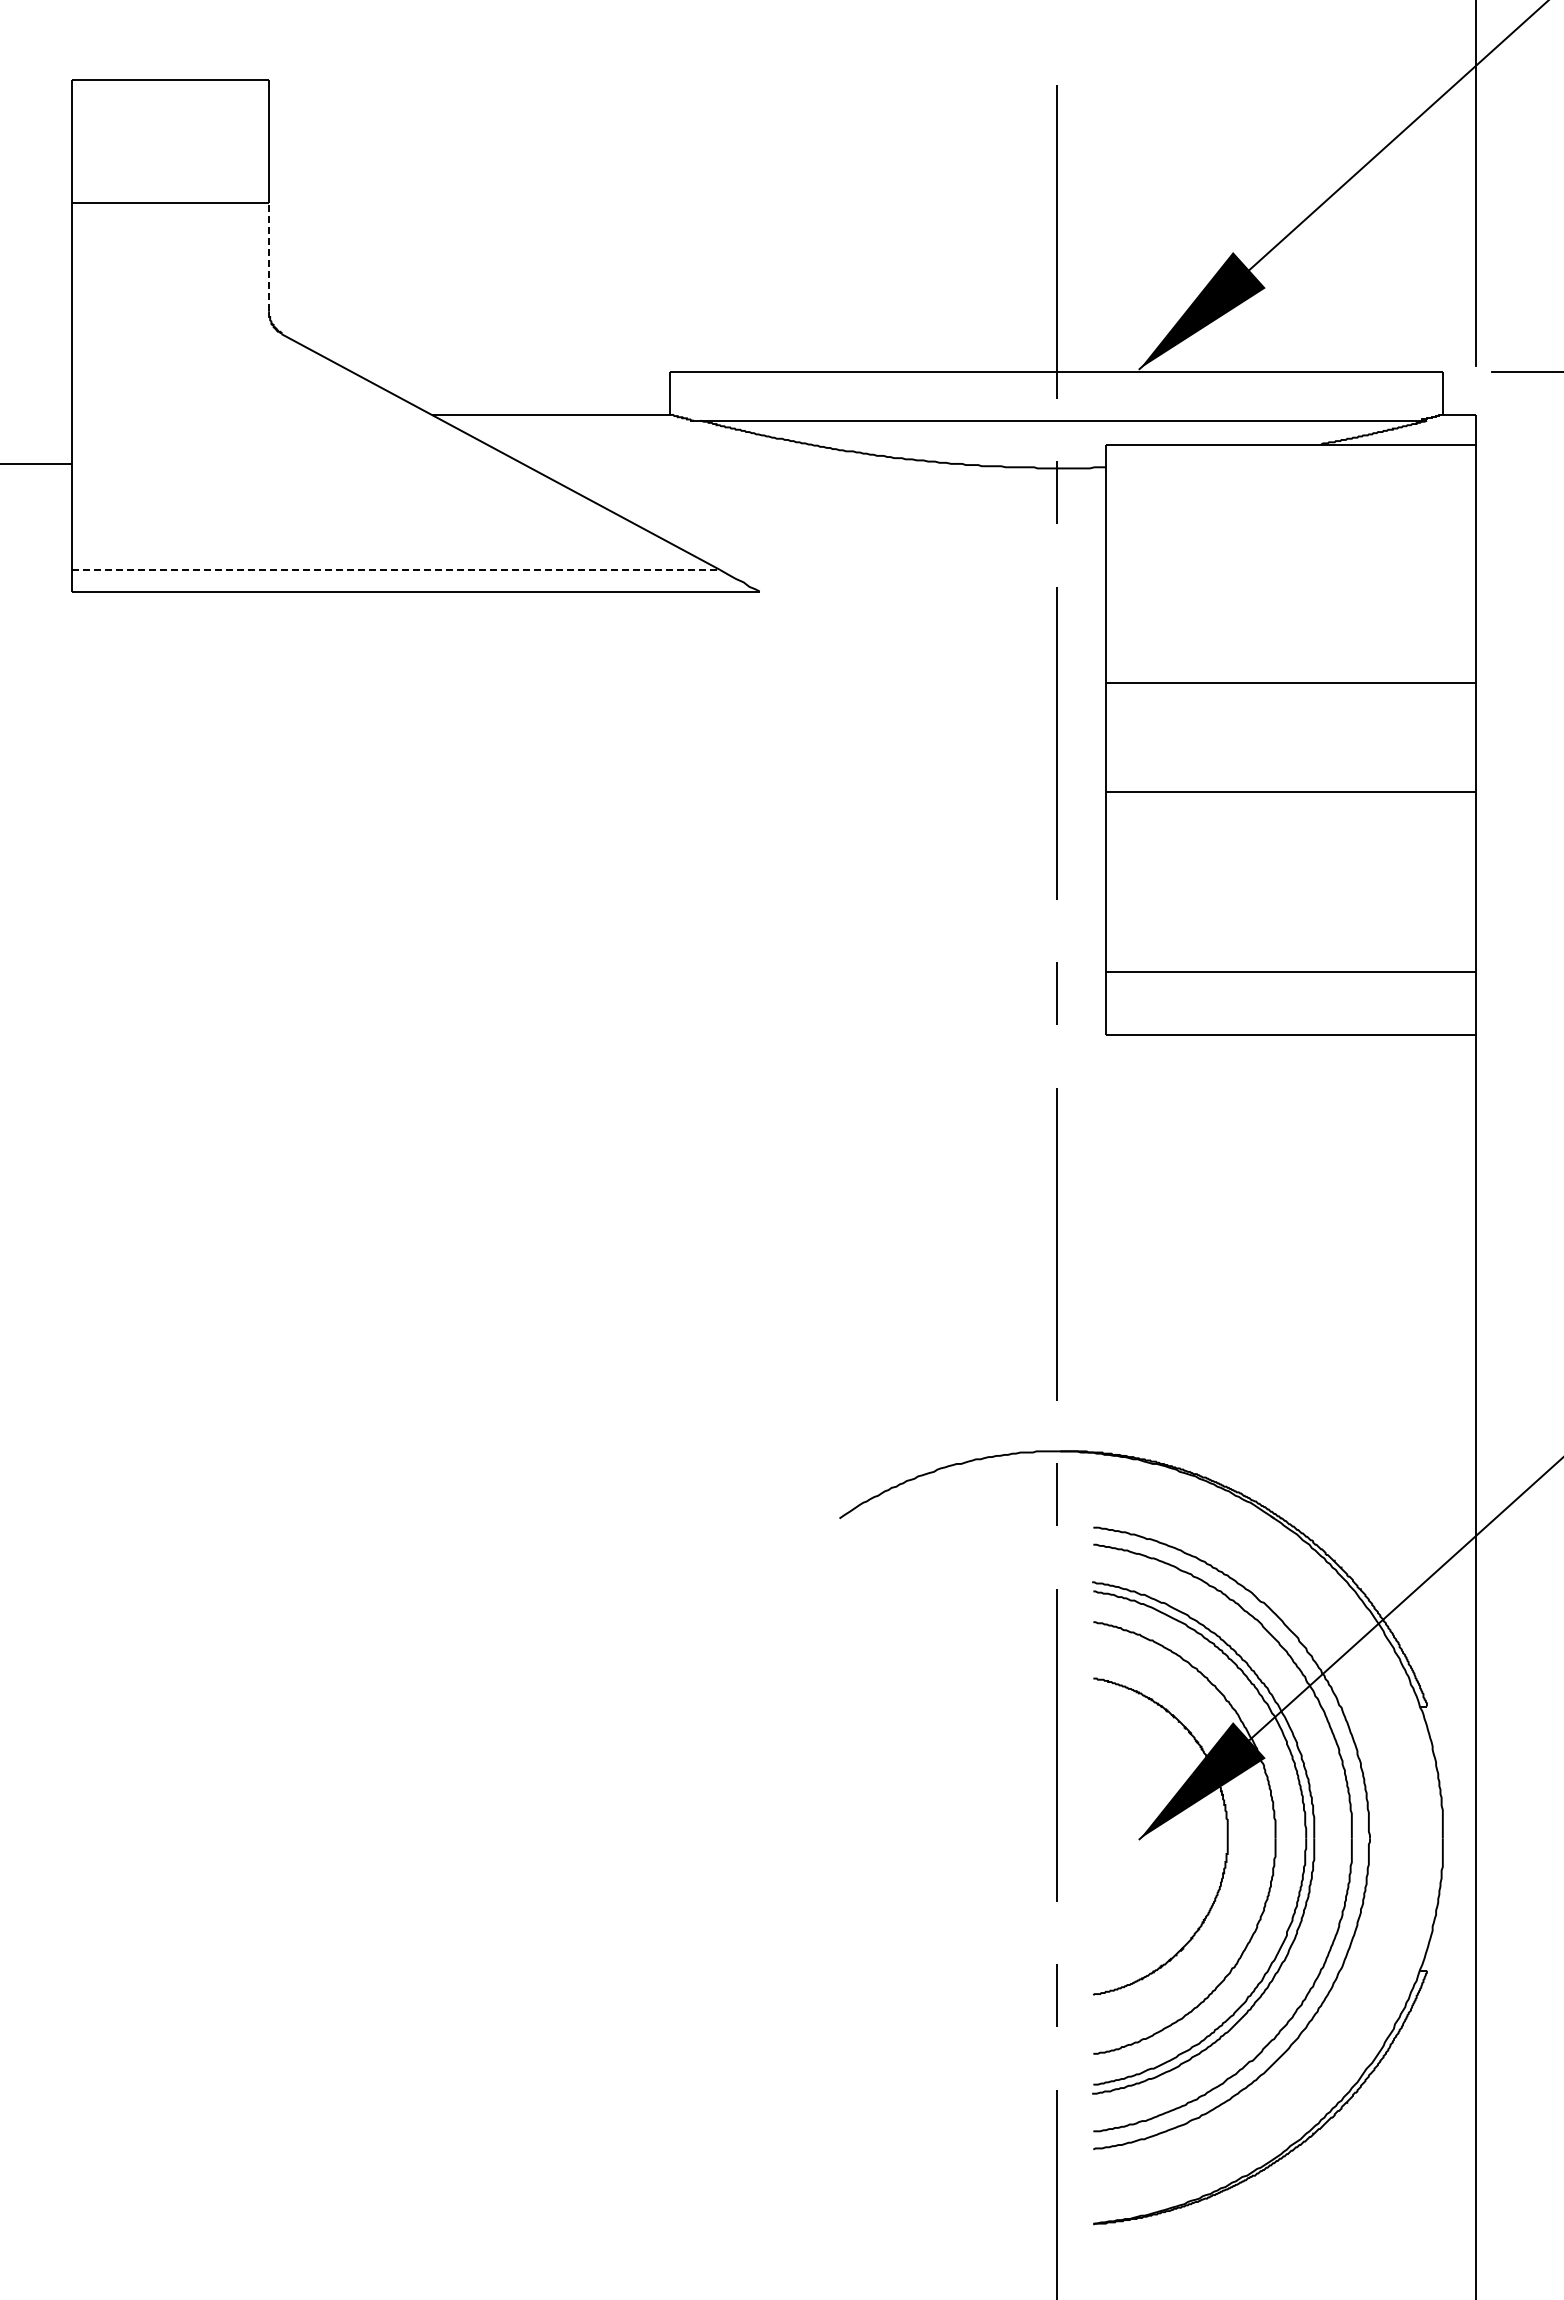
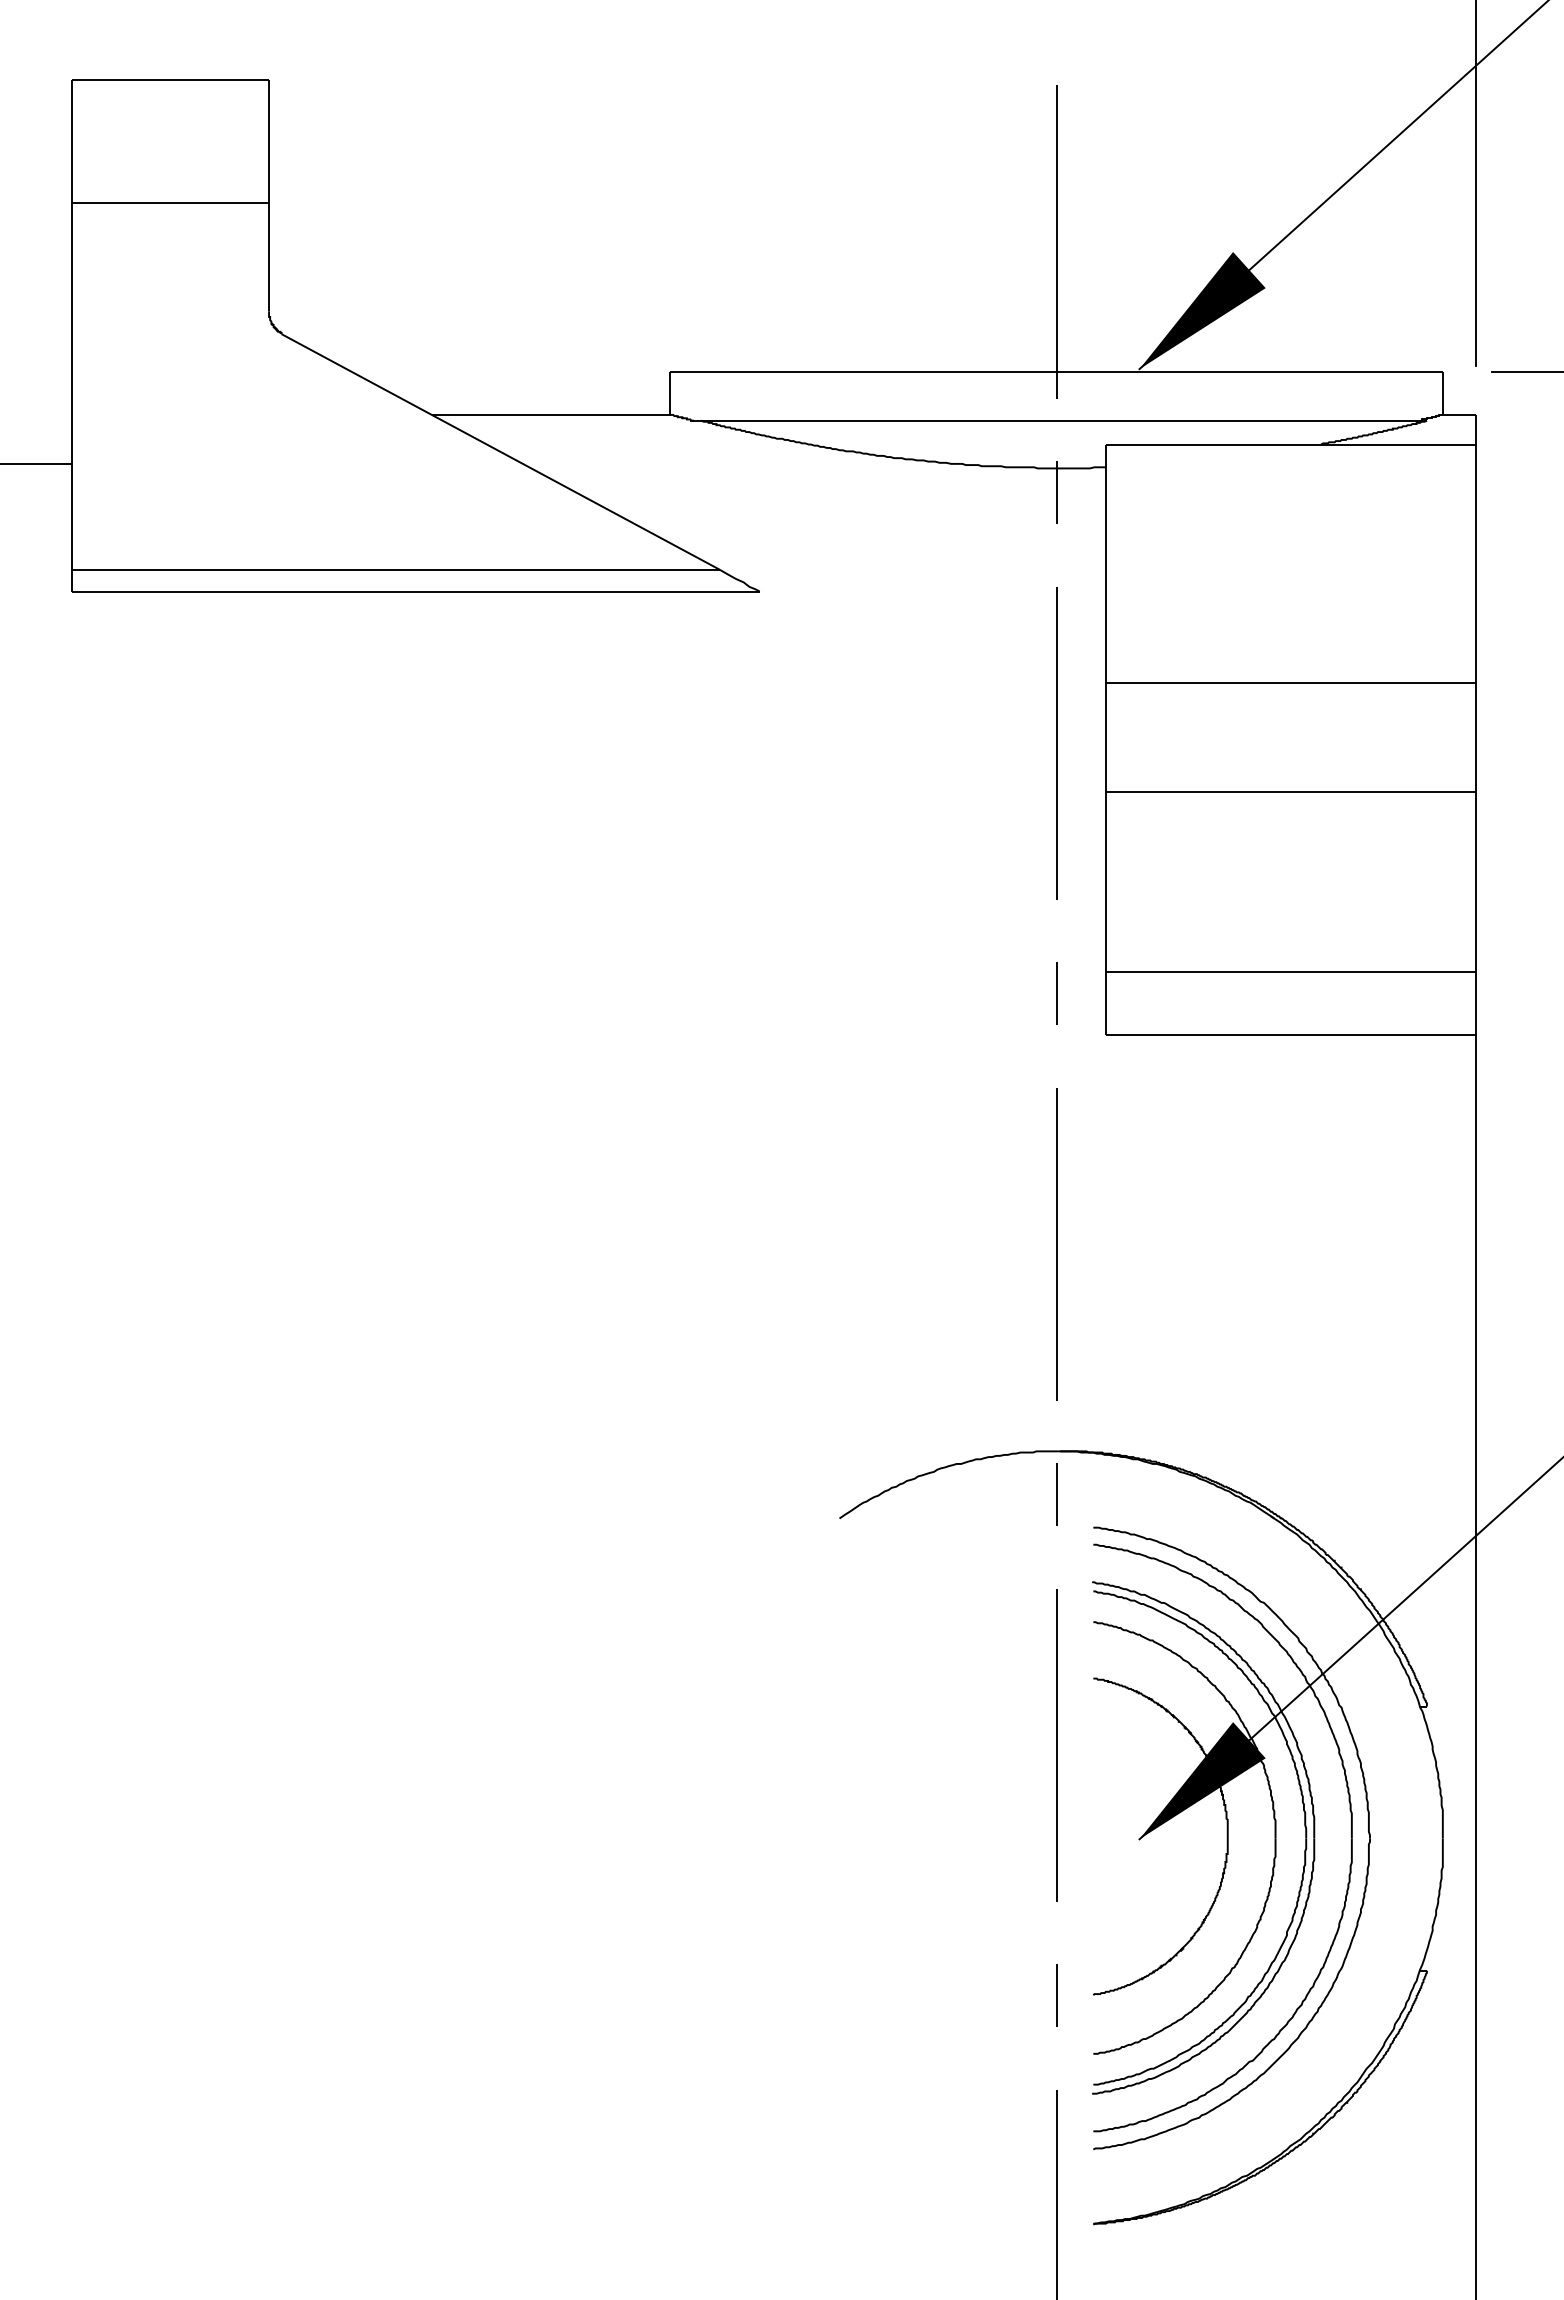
line: dashed -> solid (269, 256)
line: dashed -> solid (396, 569)
